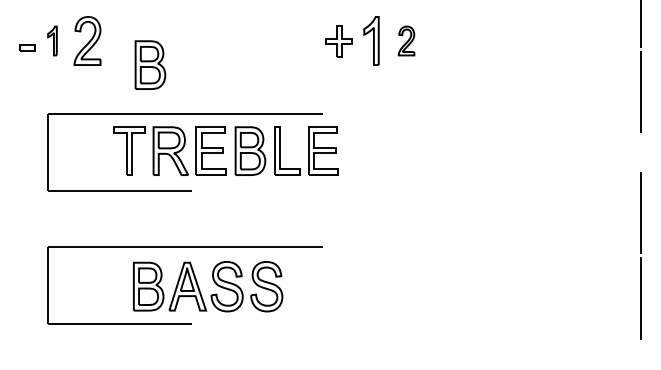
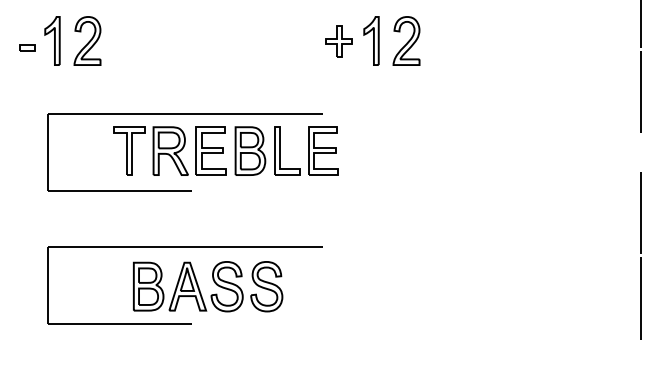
part size: 11x32 px -> 17x50 px (52, 40)
part size: 19x32 px -> 29x50 px (406, 40)
part: present -> none (150, 64)
